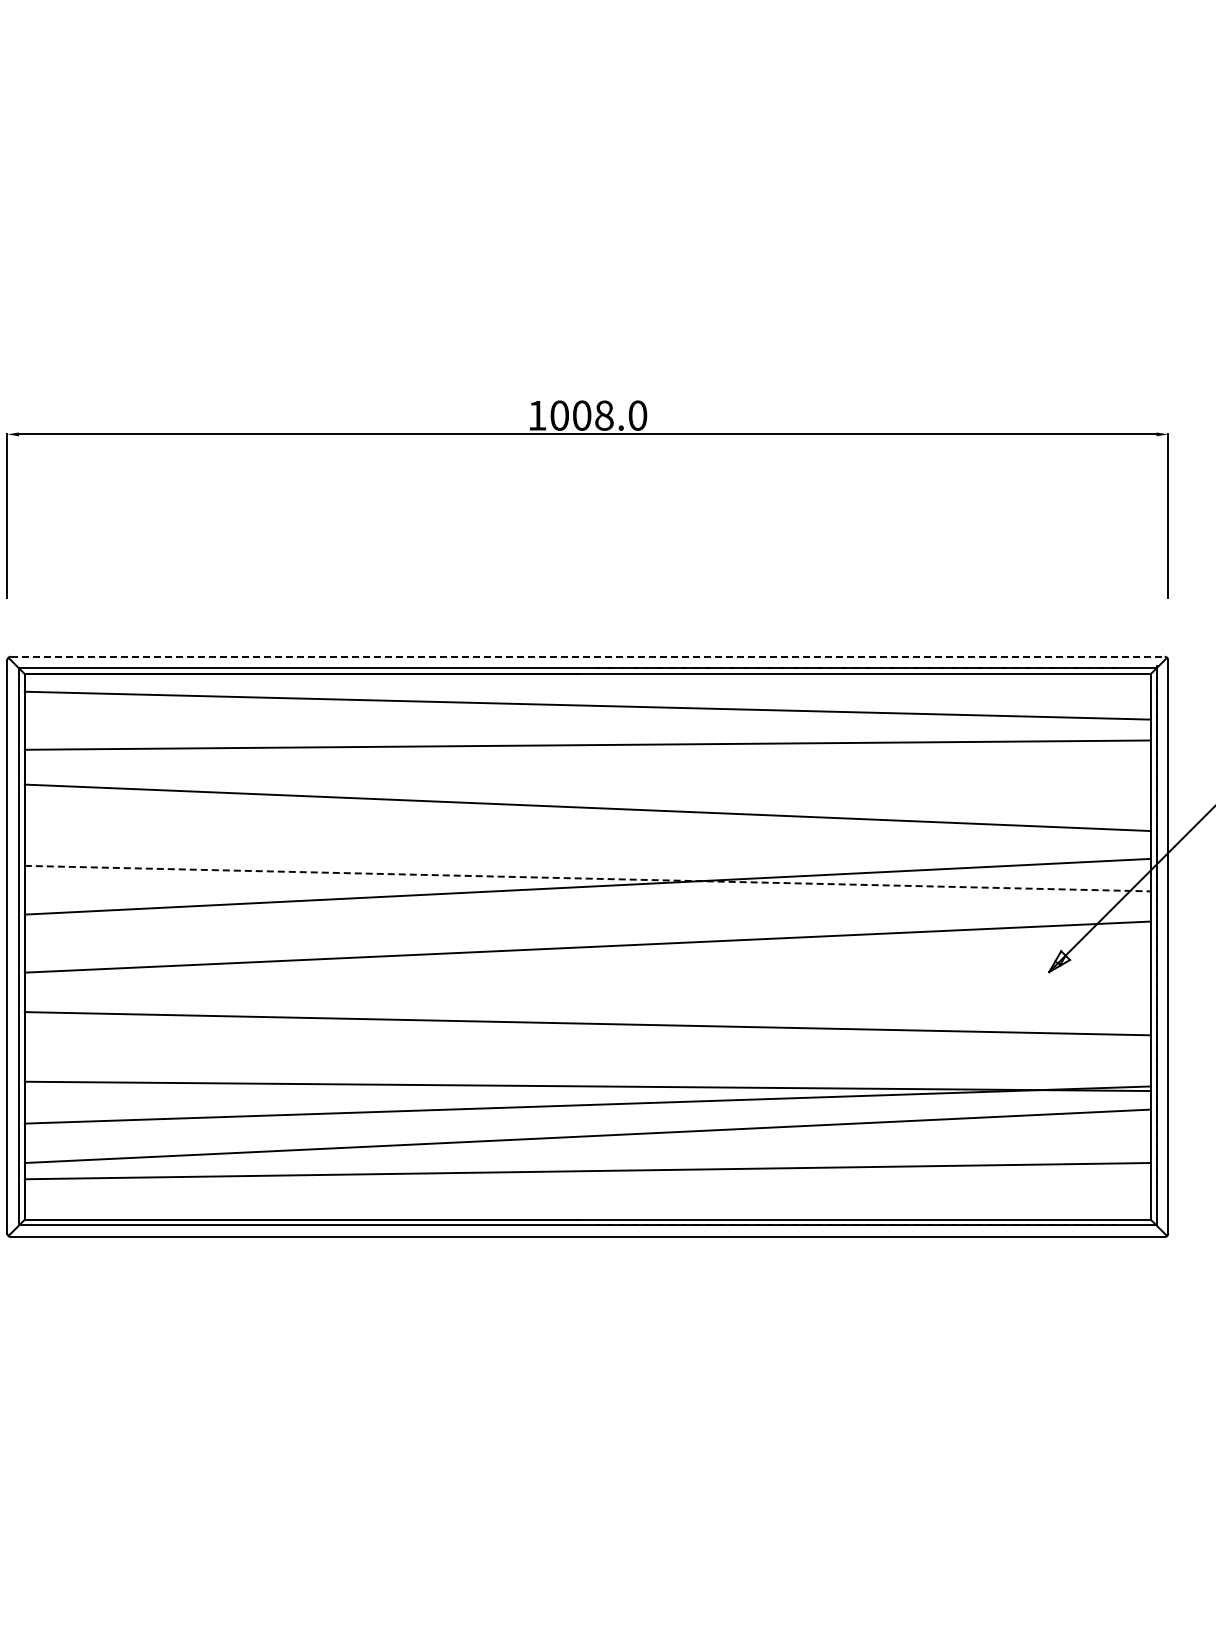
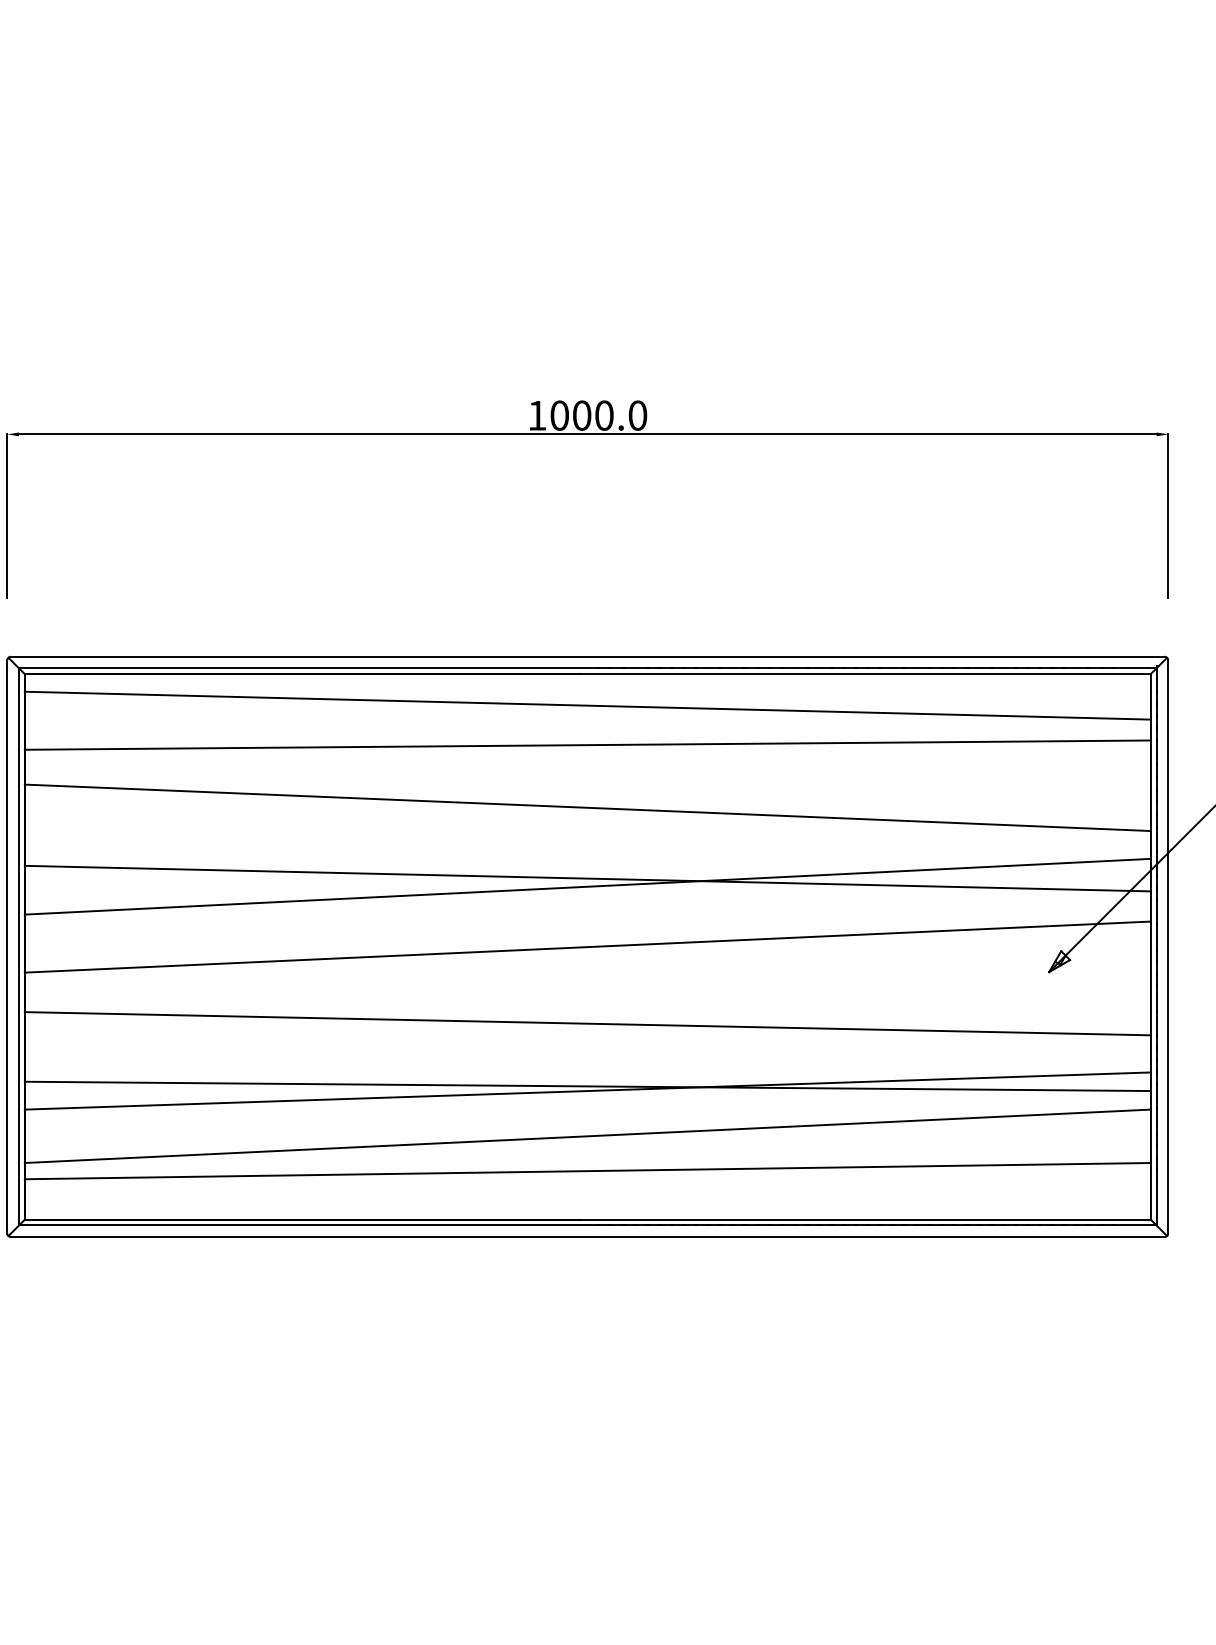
text: 1008.0 -> 1000.0 (604, 415)
line: dashed -> solid (587, 656)
line: dashed -> solid (588, 878)
line position: (587, 1104) -> (587, 1090) (587, 1090)
